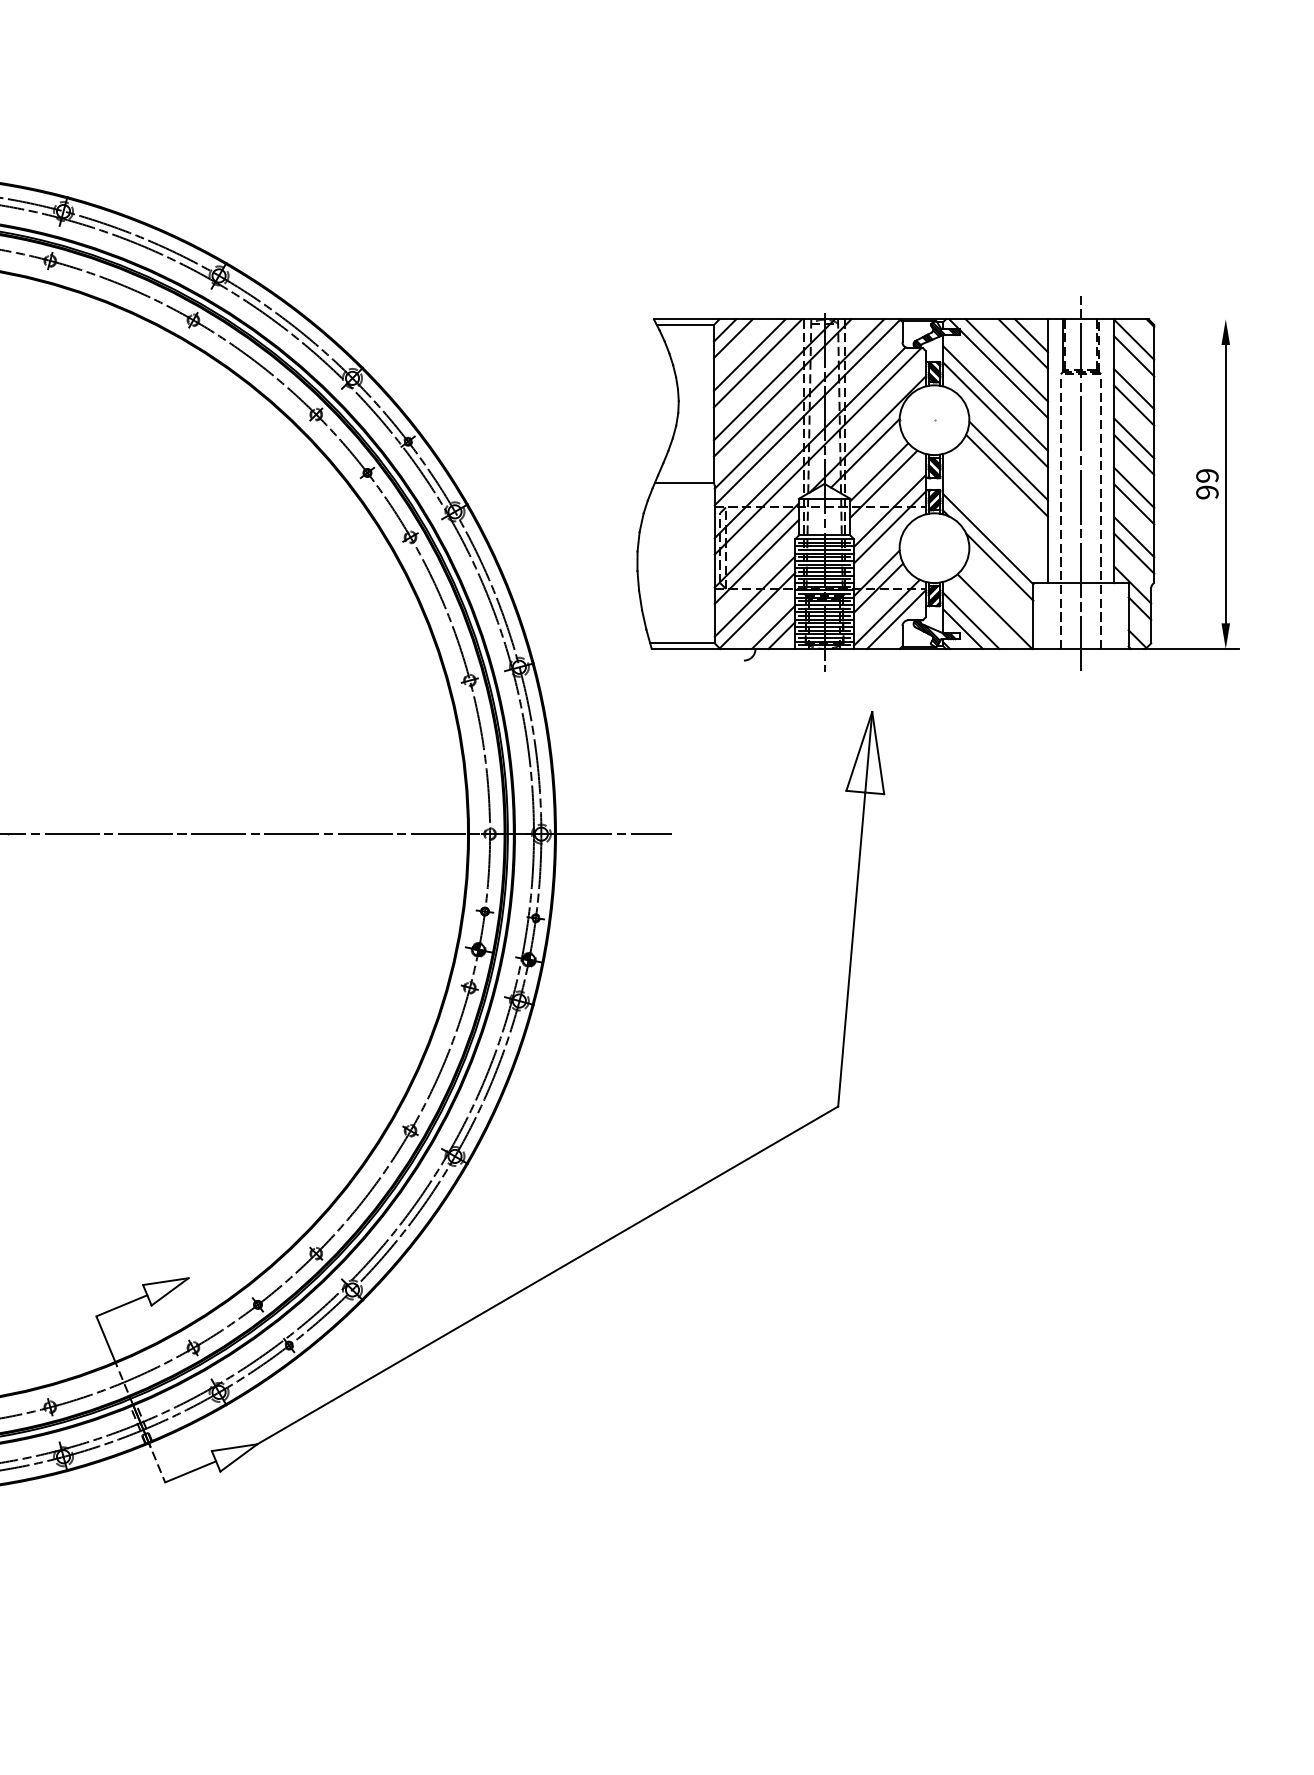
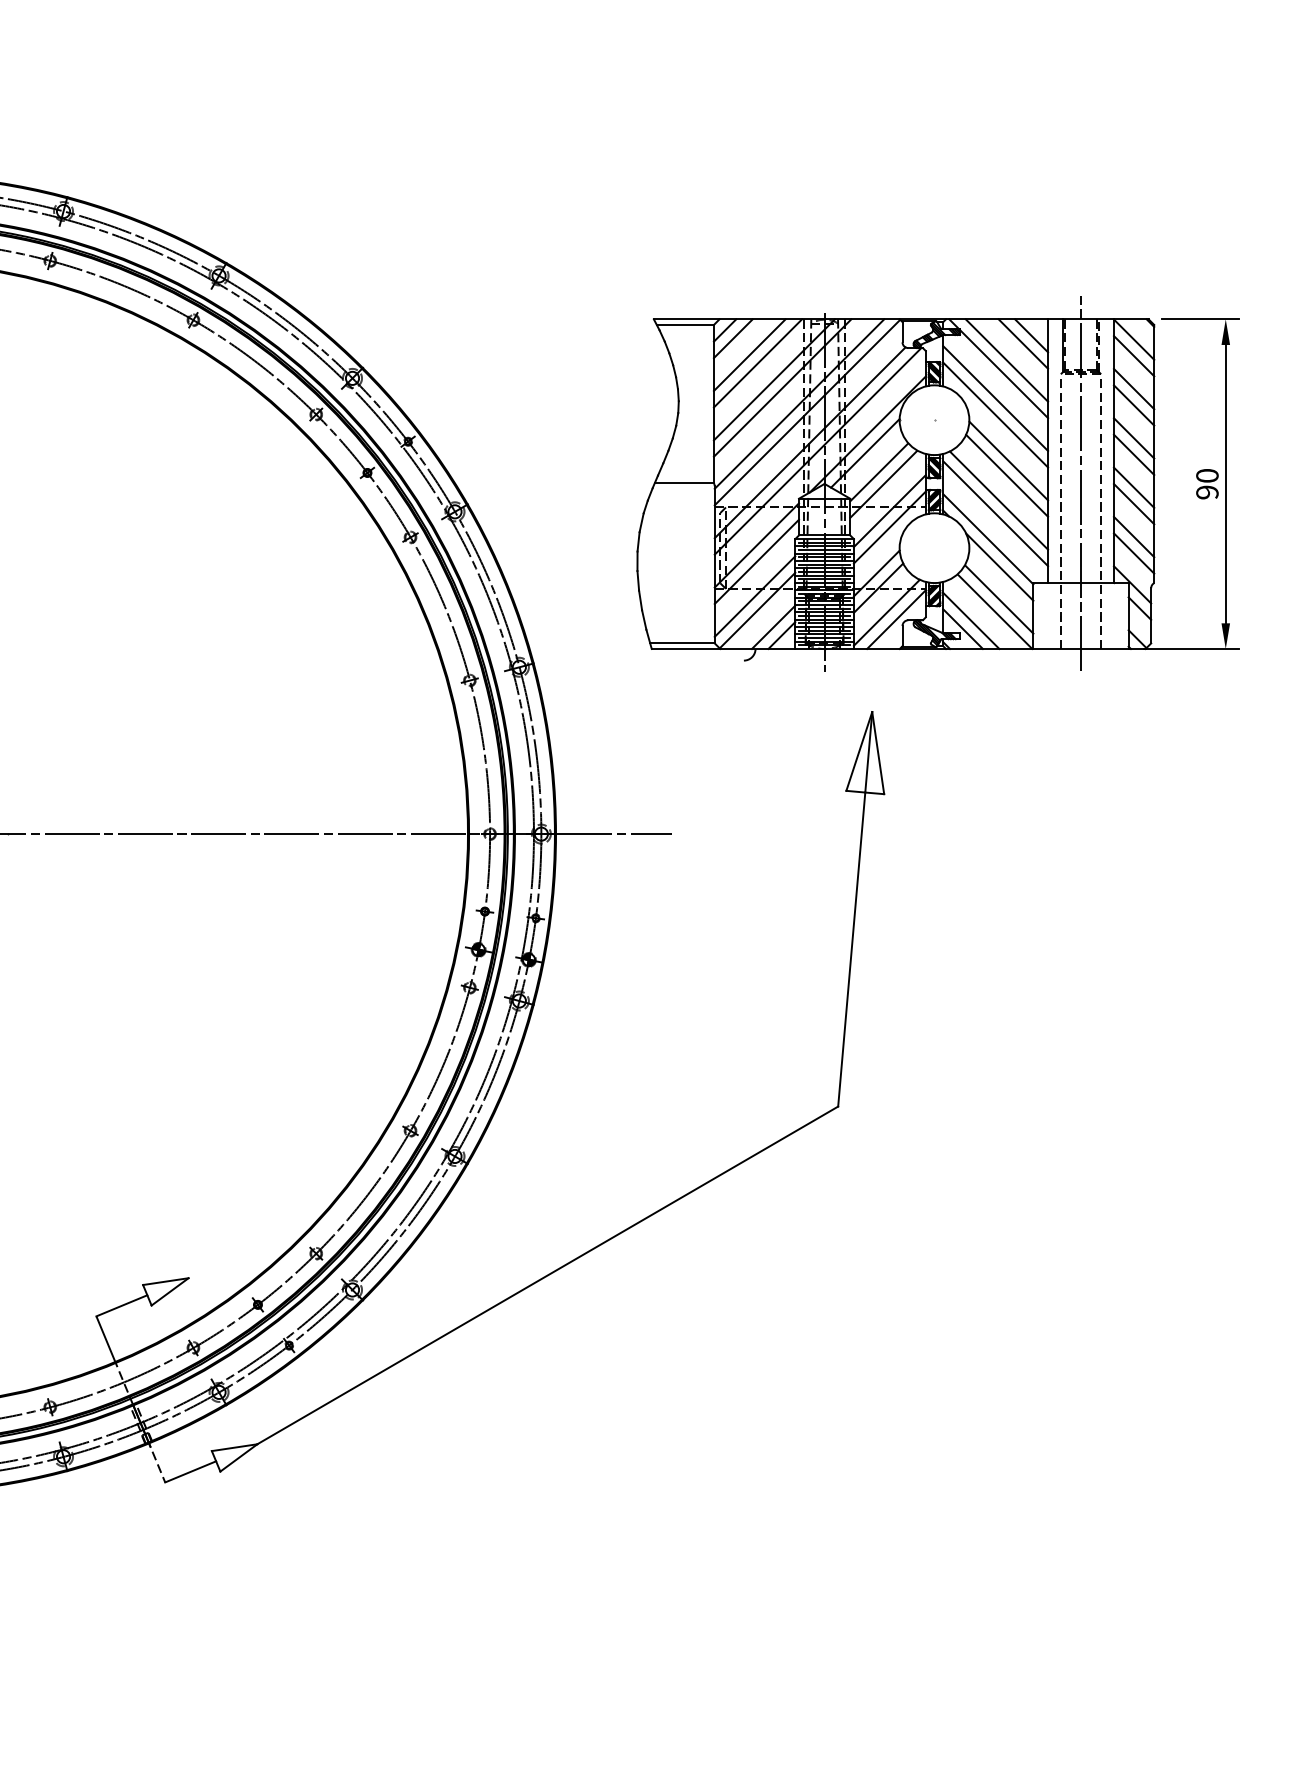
line: none -> present (1199, 319)
text: 99 -> 90 (1207, 475)
line: none -> present (998, 500)
line: none -> present (995, 513)
line: none -> present (999, 599)
